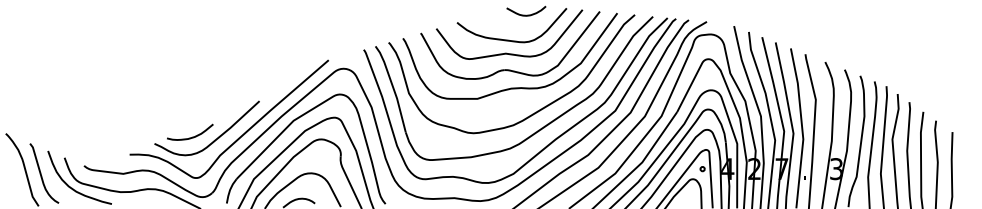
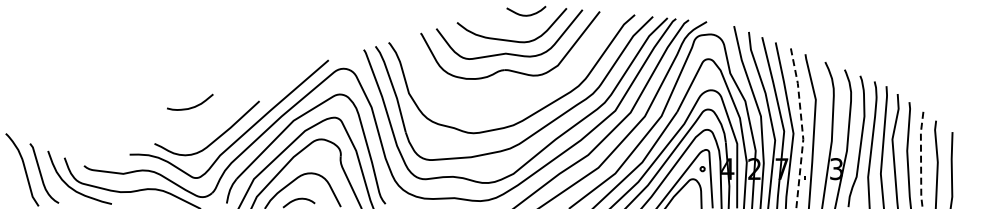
curve: present -> none (510, 87)
line: solid -> dashed (802, 128)
curve position: (192, 136) -> (192, 106) (192, 106)
line: solid -> dashed (921, 160)
